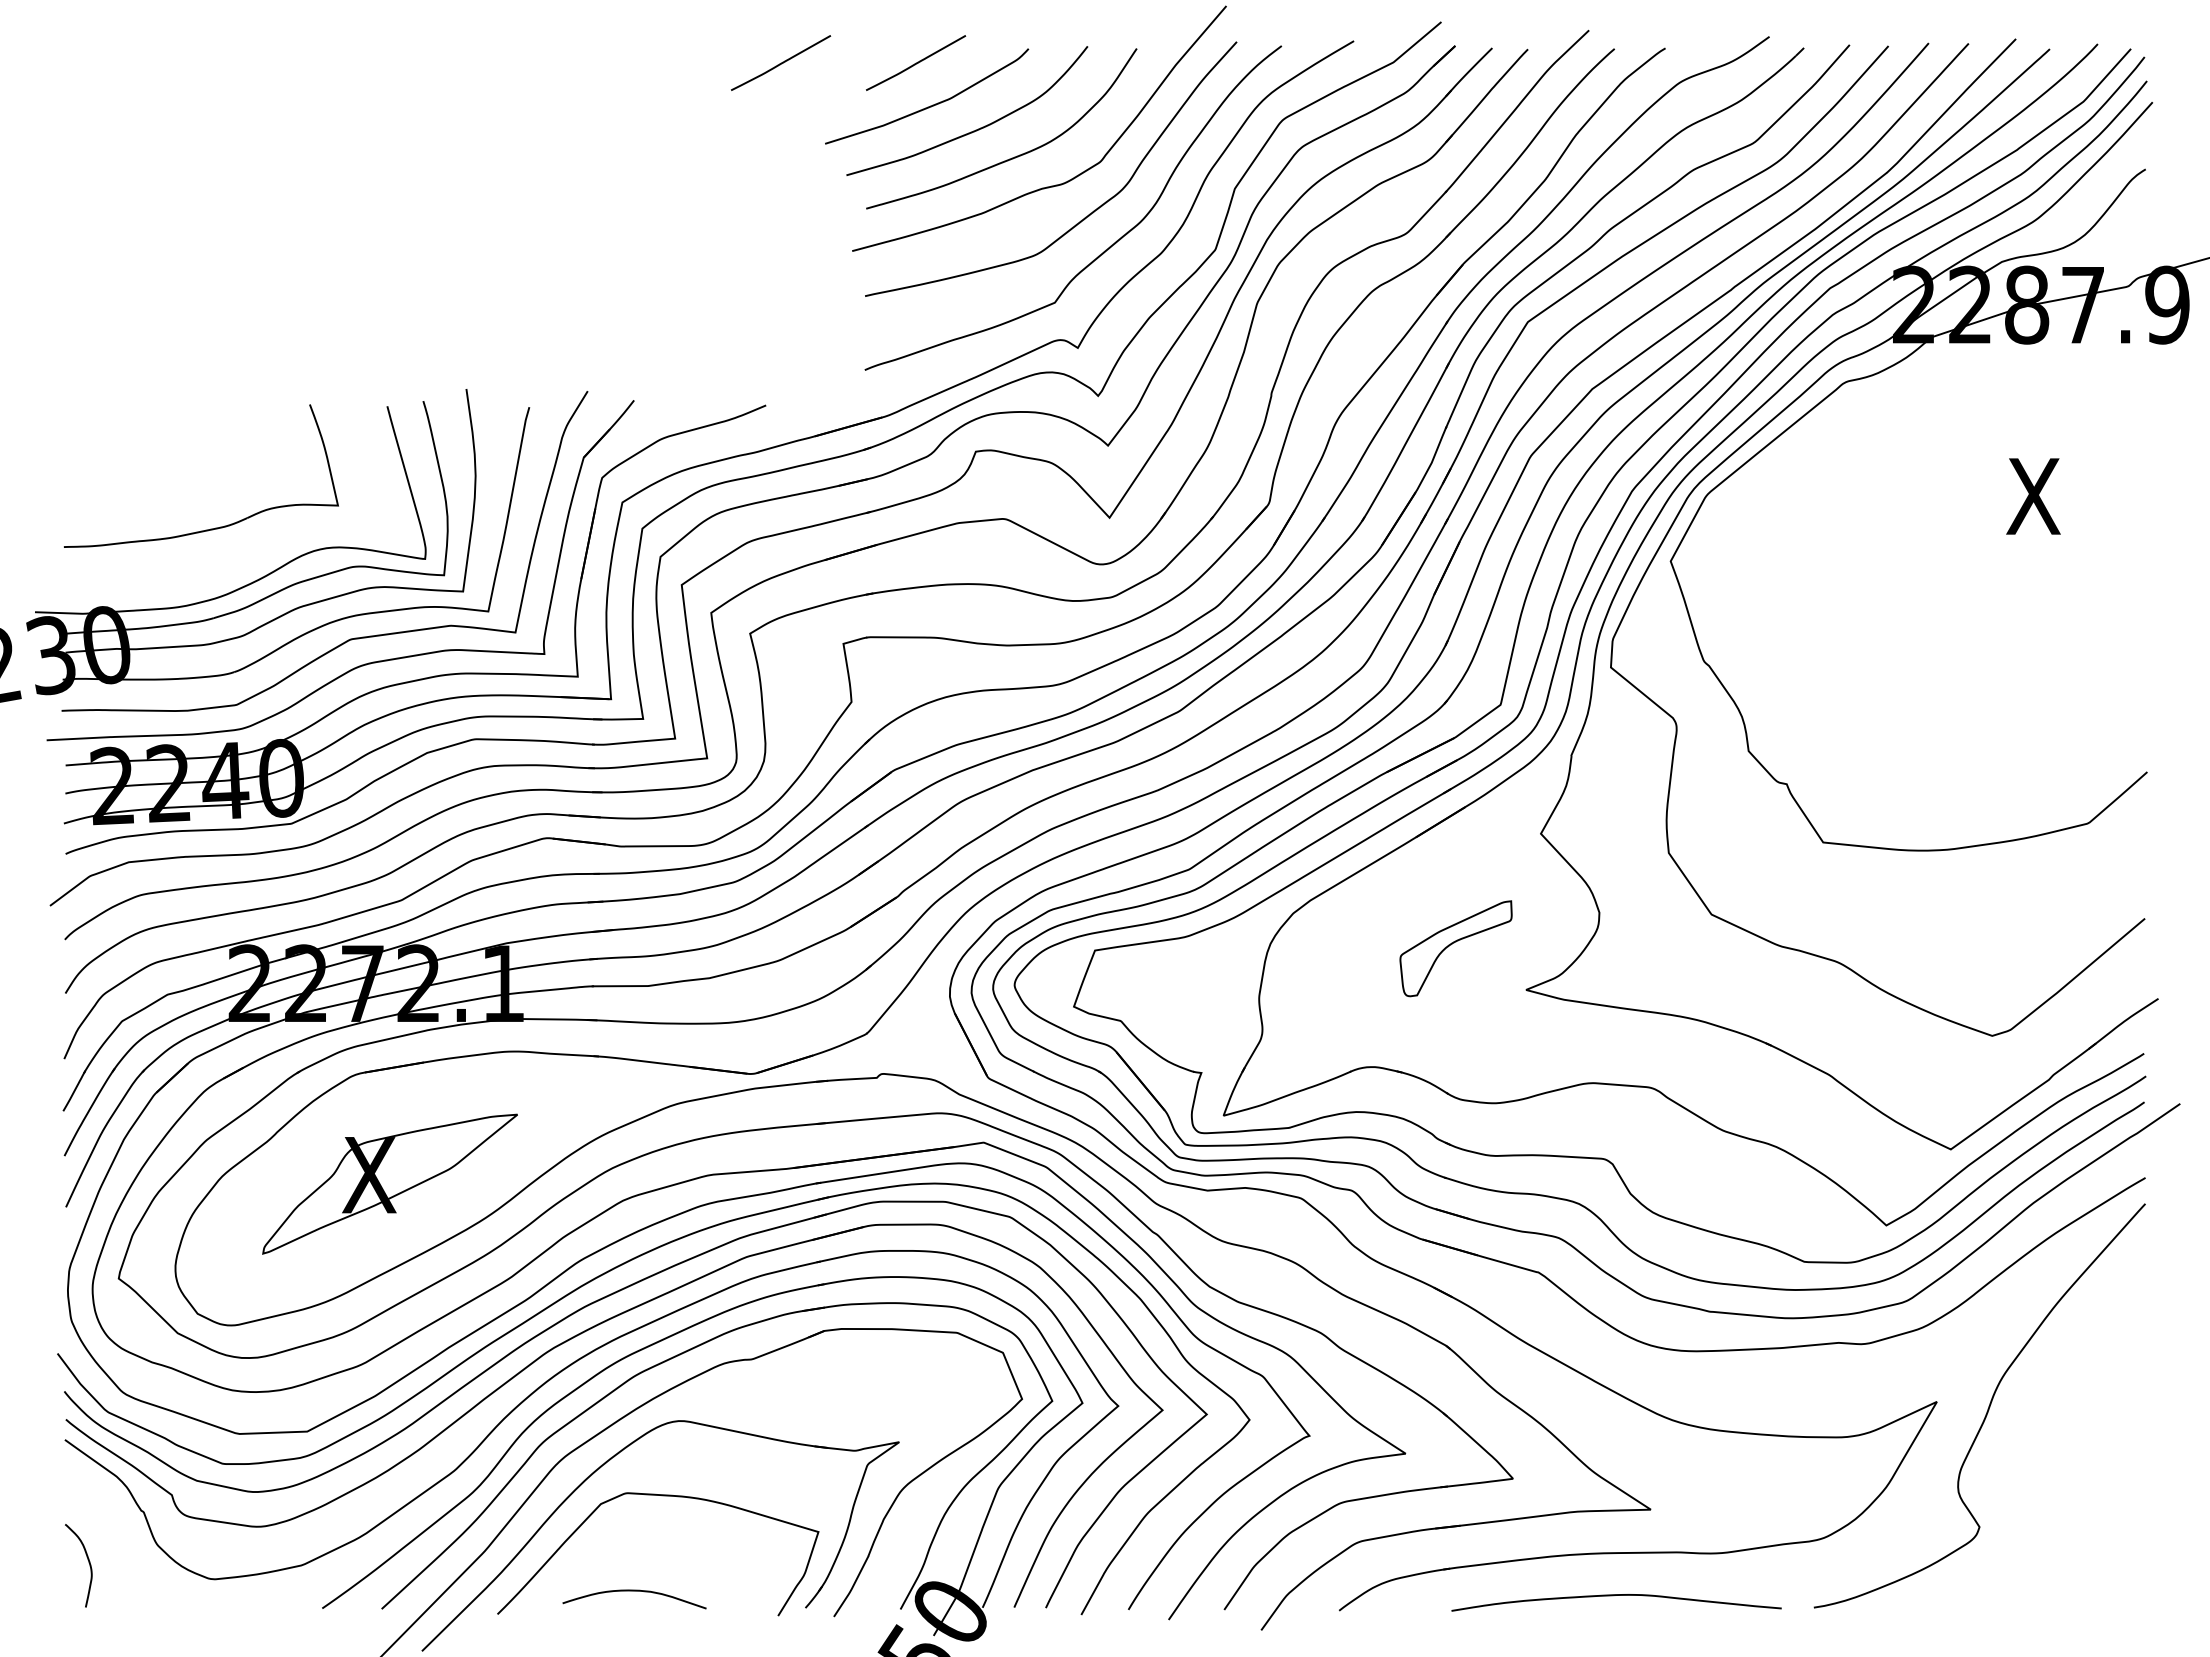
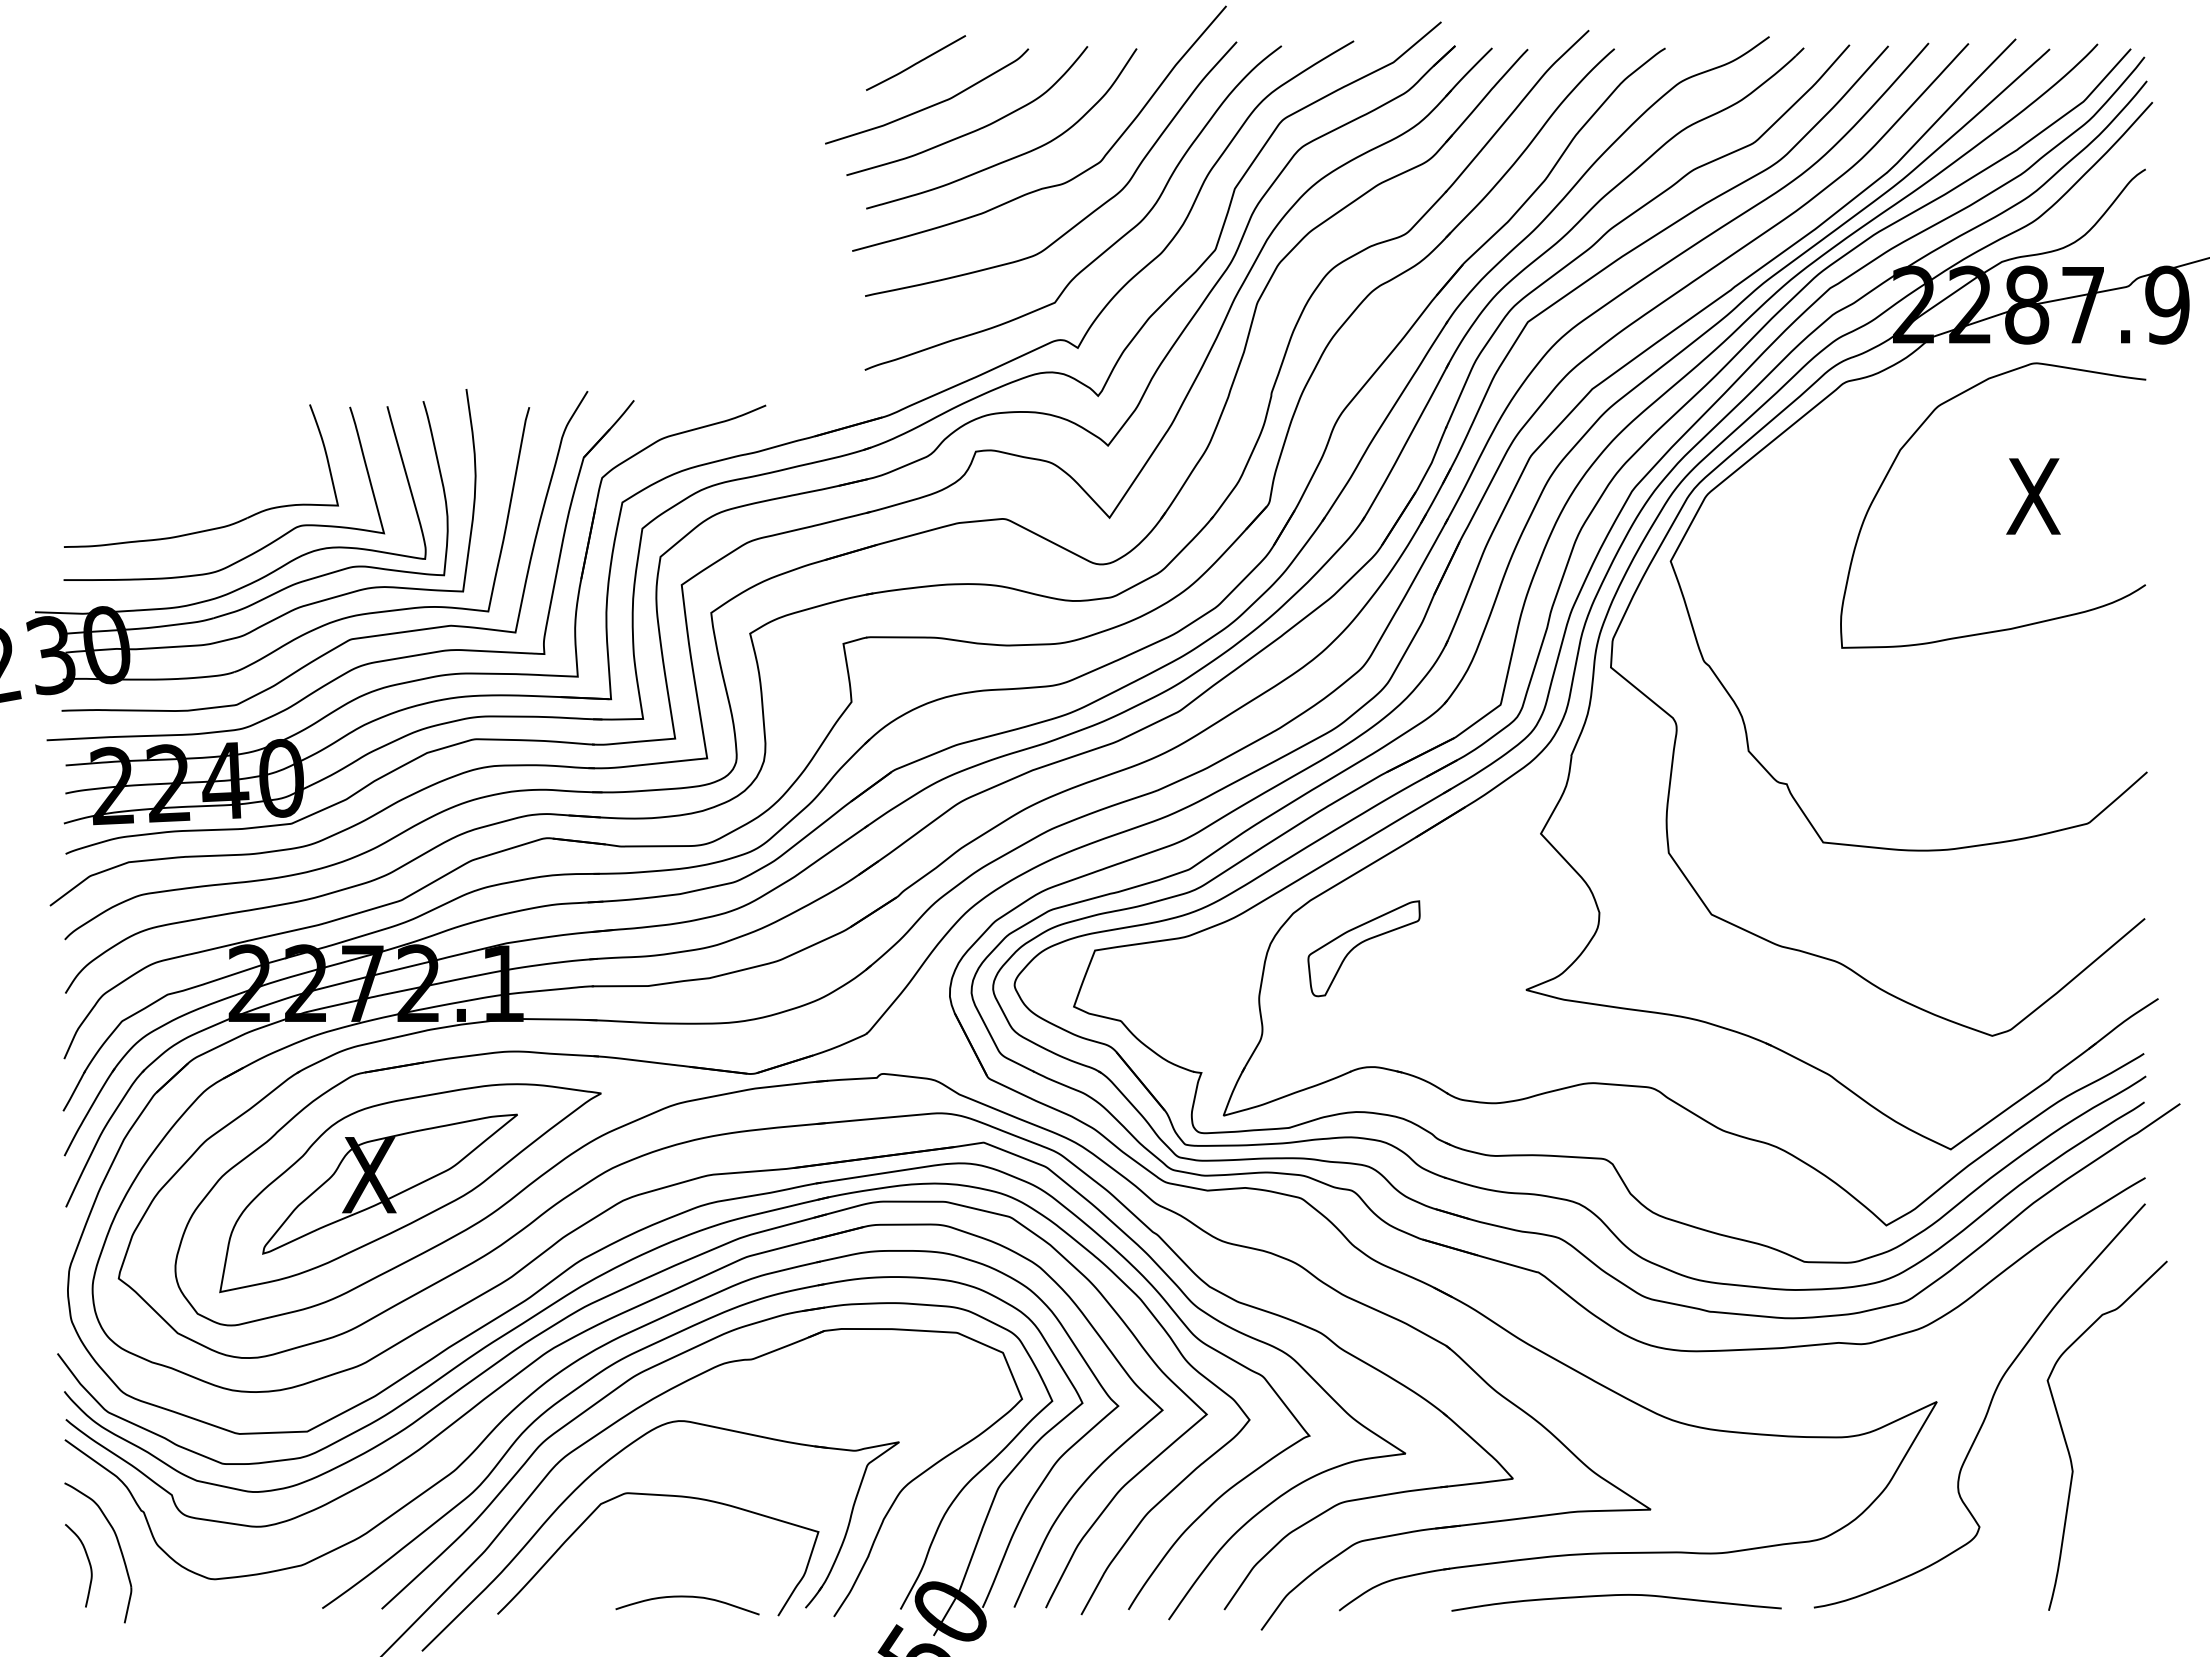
curve: present -> none (781, 62)
curve: none -> present (1913, 436)
curve: none -> present (254, 551)
part position: (1455, 948) -> (1363, 948) (1363, 948)
part: none -> present (410, 1188)
curve: none -> present (2067, 1443)
part: none -> present (118, 1546)
curve position: (634, 1591) -> (687, 1597) (687, 1597)
